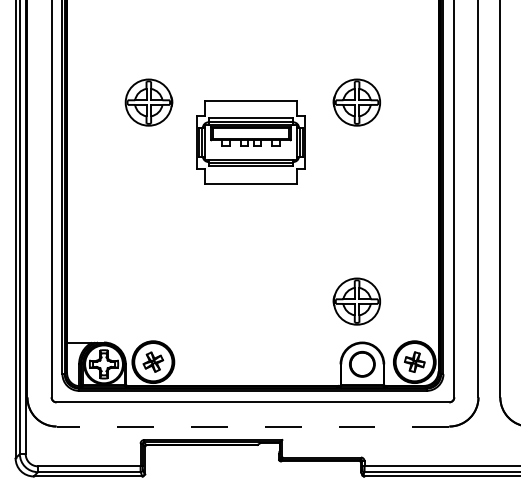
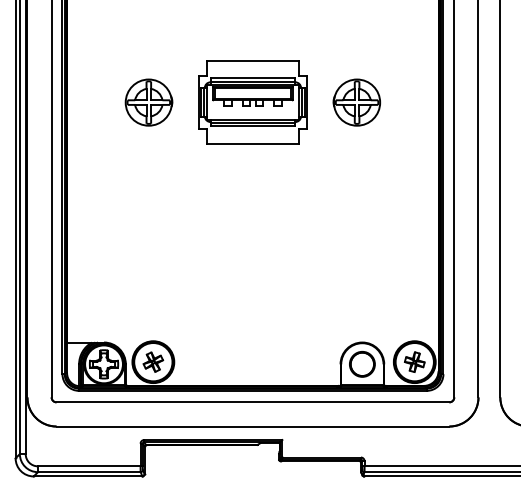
part position: (250, 142) -> (252, 102) (252, 102)
part: present -> none (356, 301)
line: dashed -> solid (252, 426)
